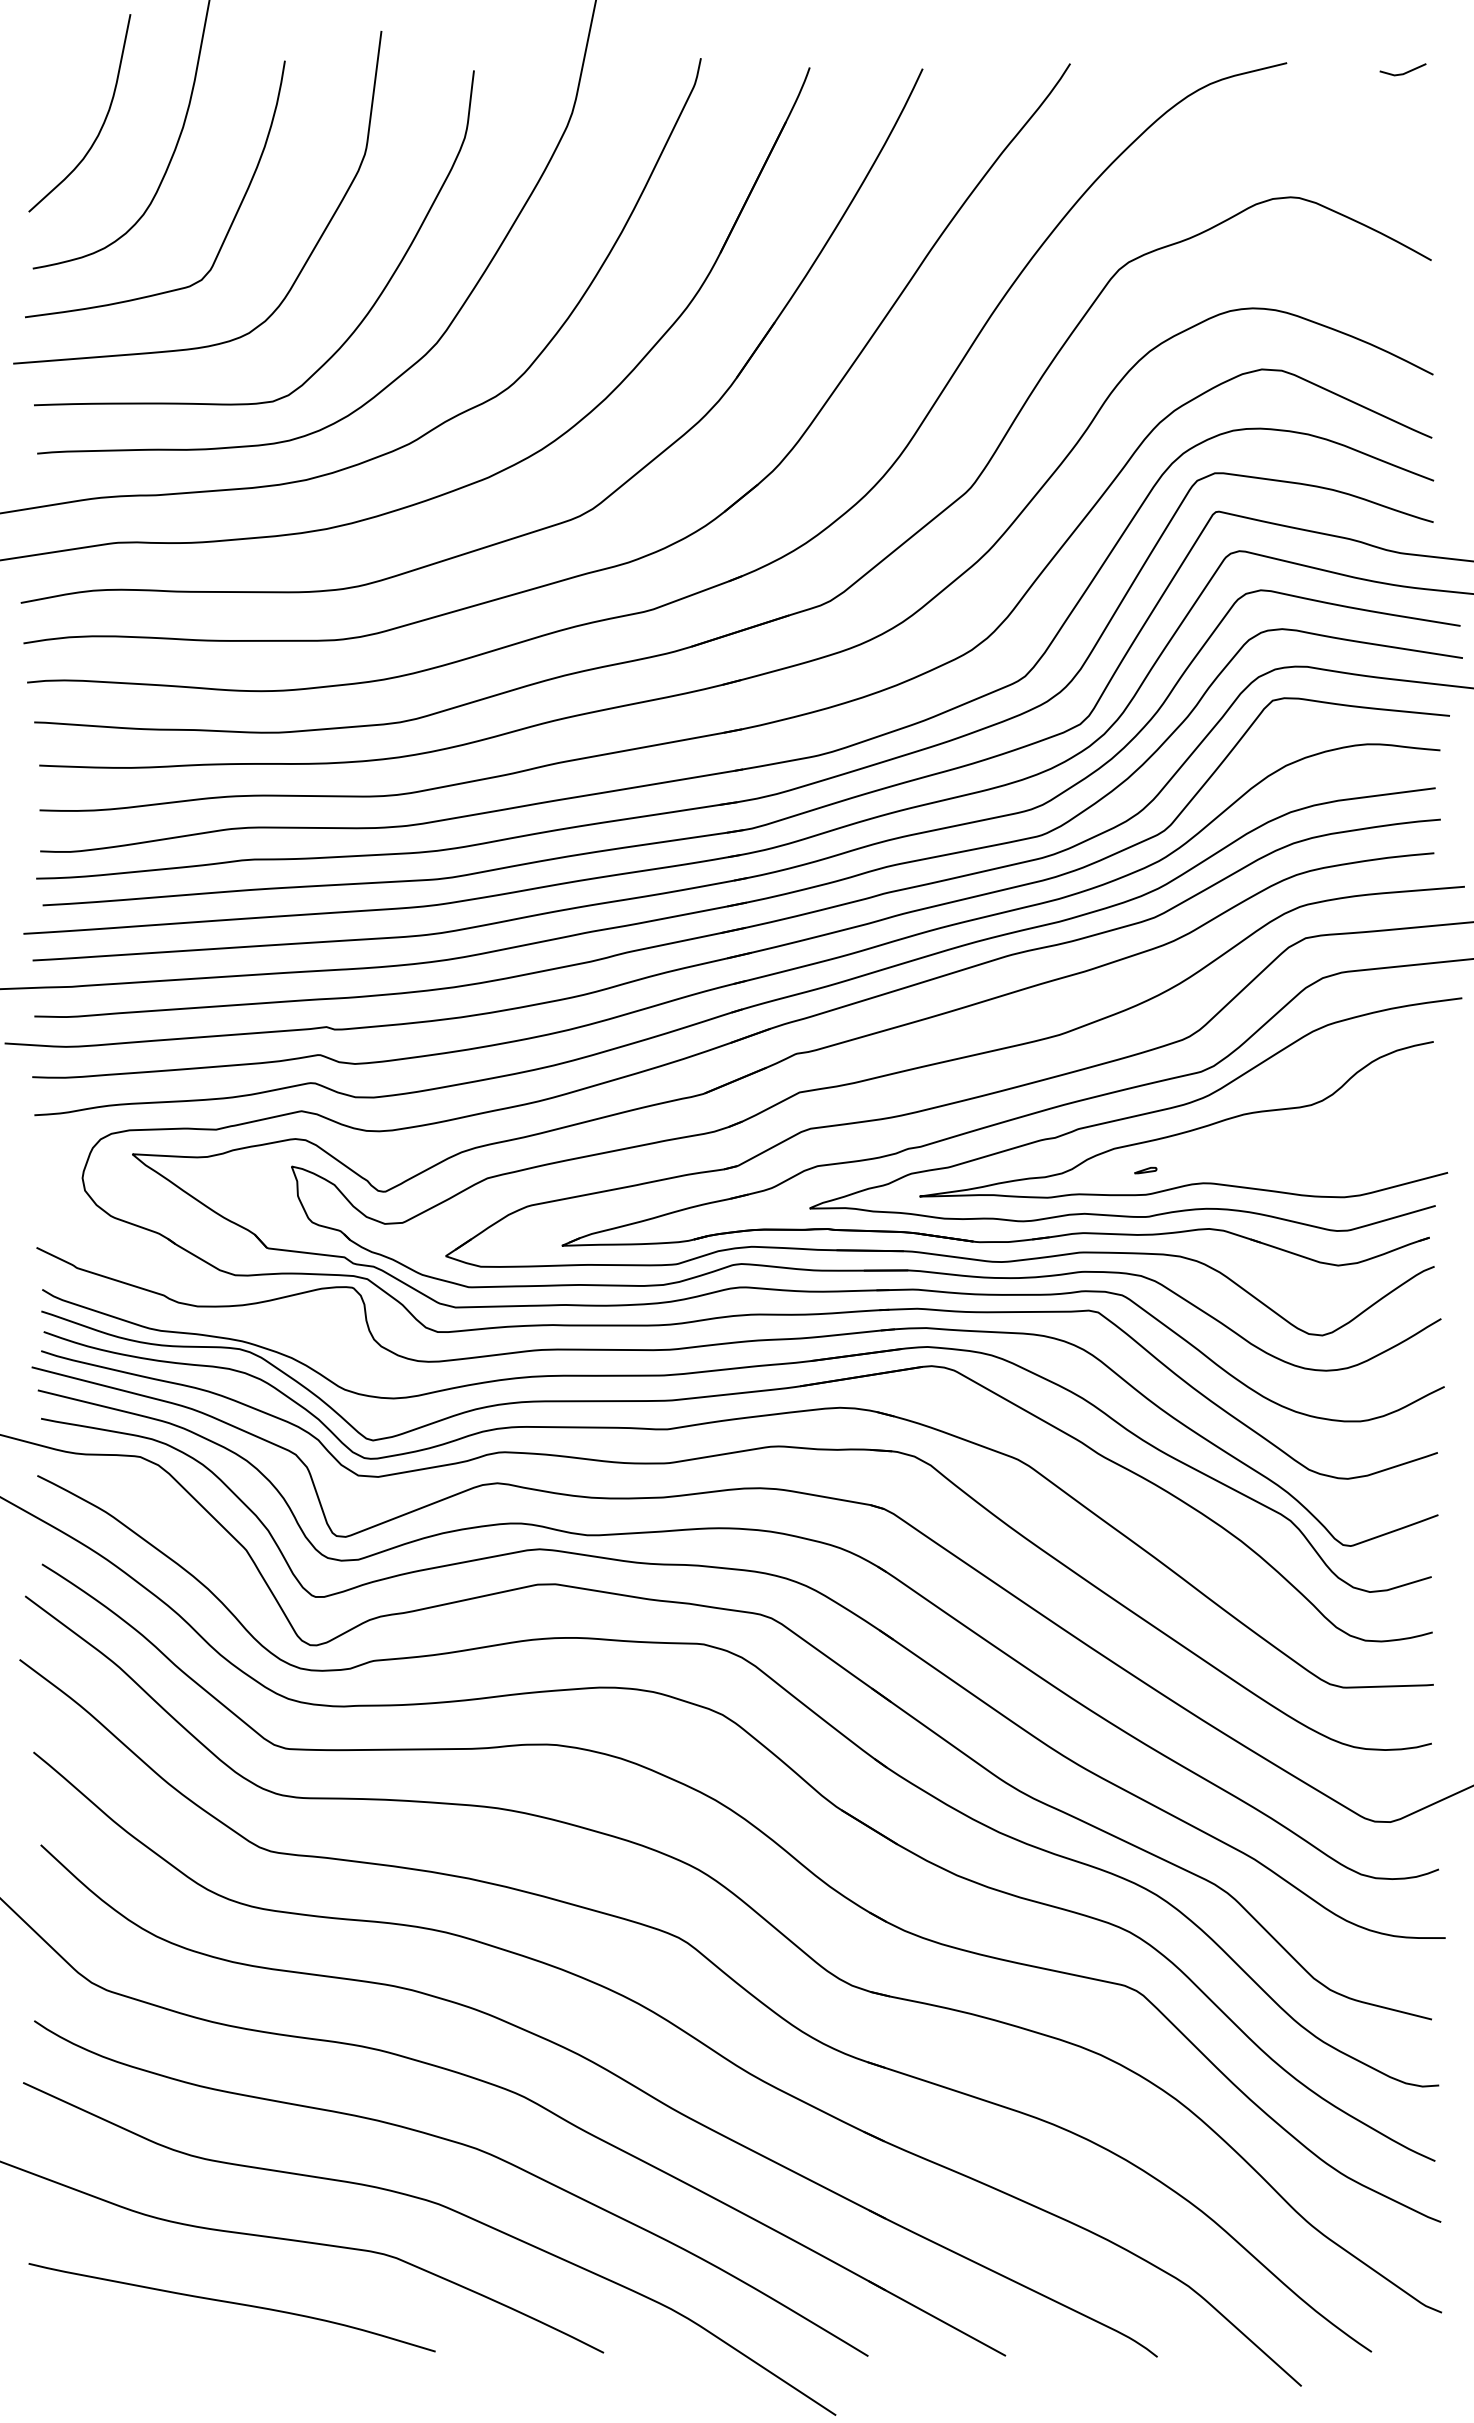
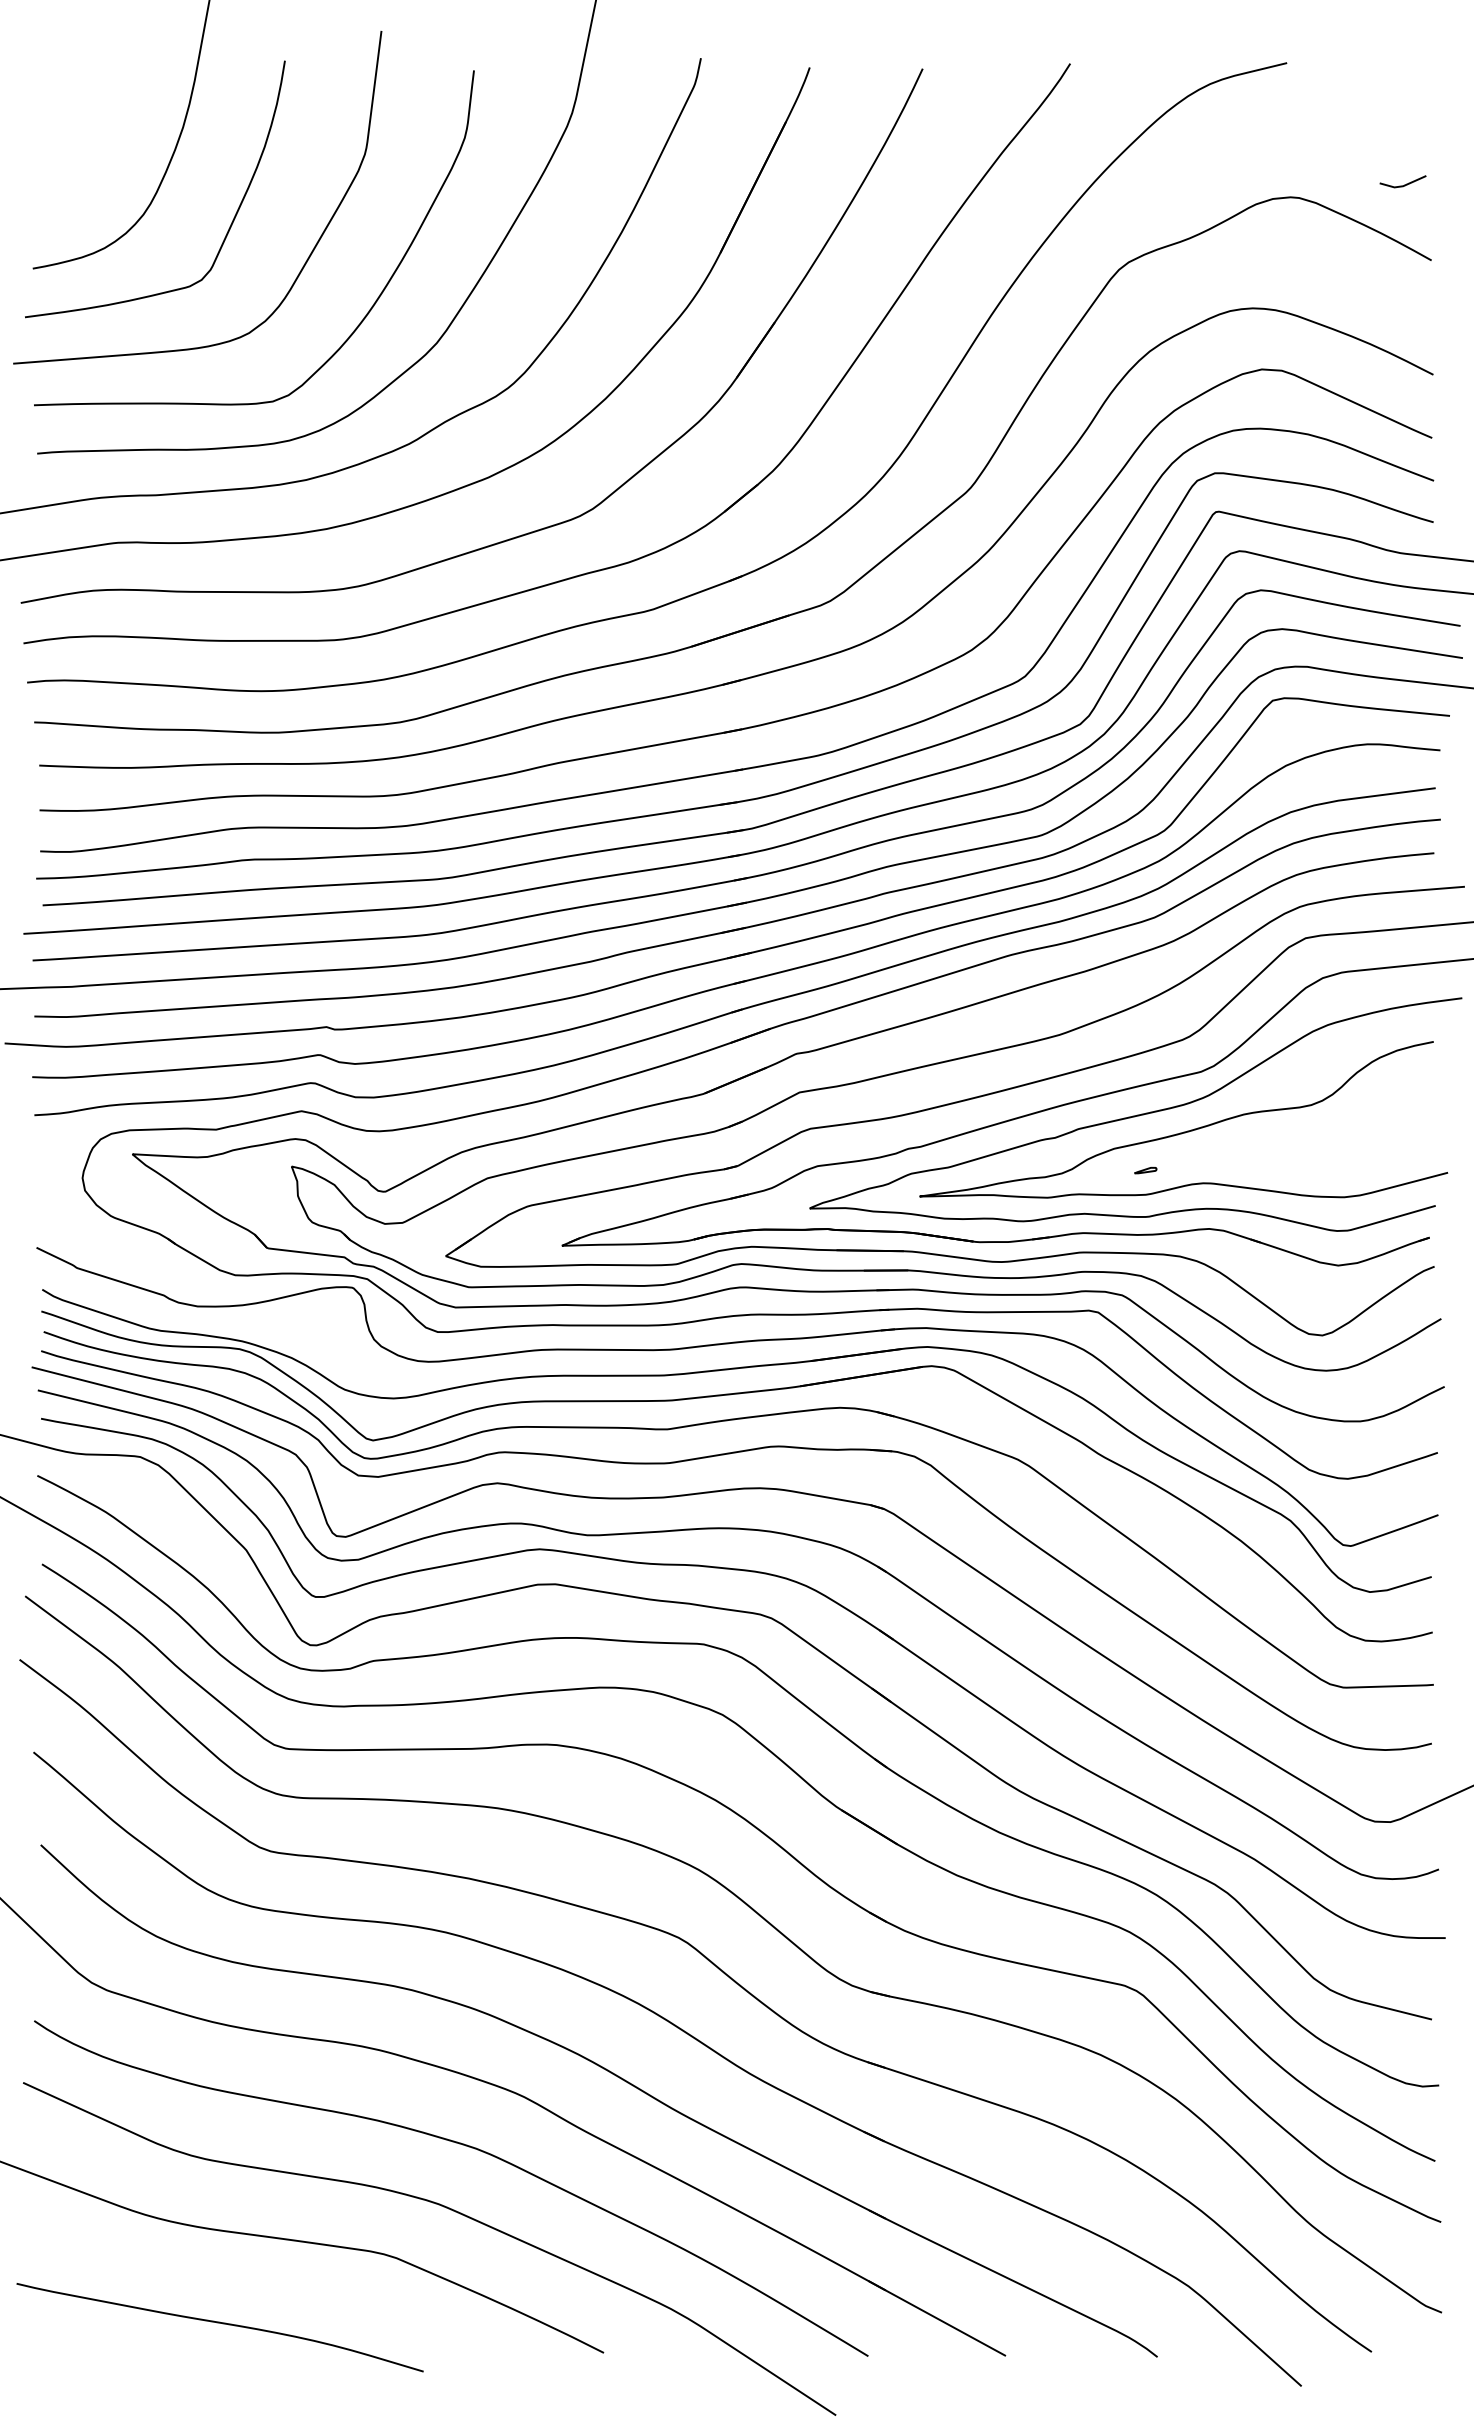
line position: (1404, 72) -> (1404, 184) (1404, 184)
curve: present -> none (101, 125)
curve position: (231, 2303) -> (219, 2323) (219, 2323)
